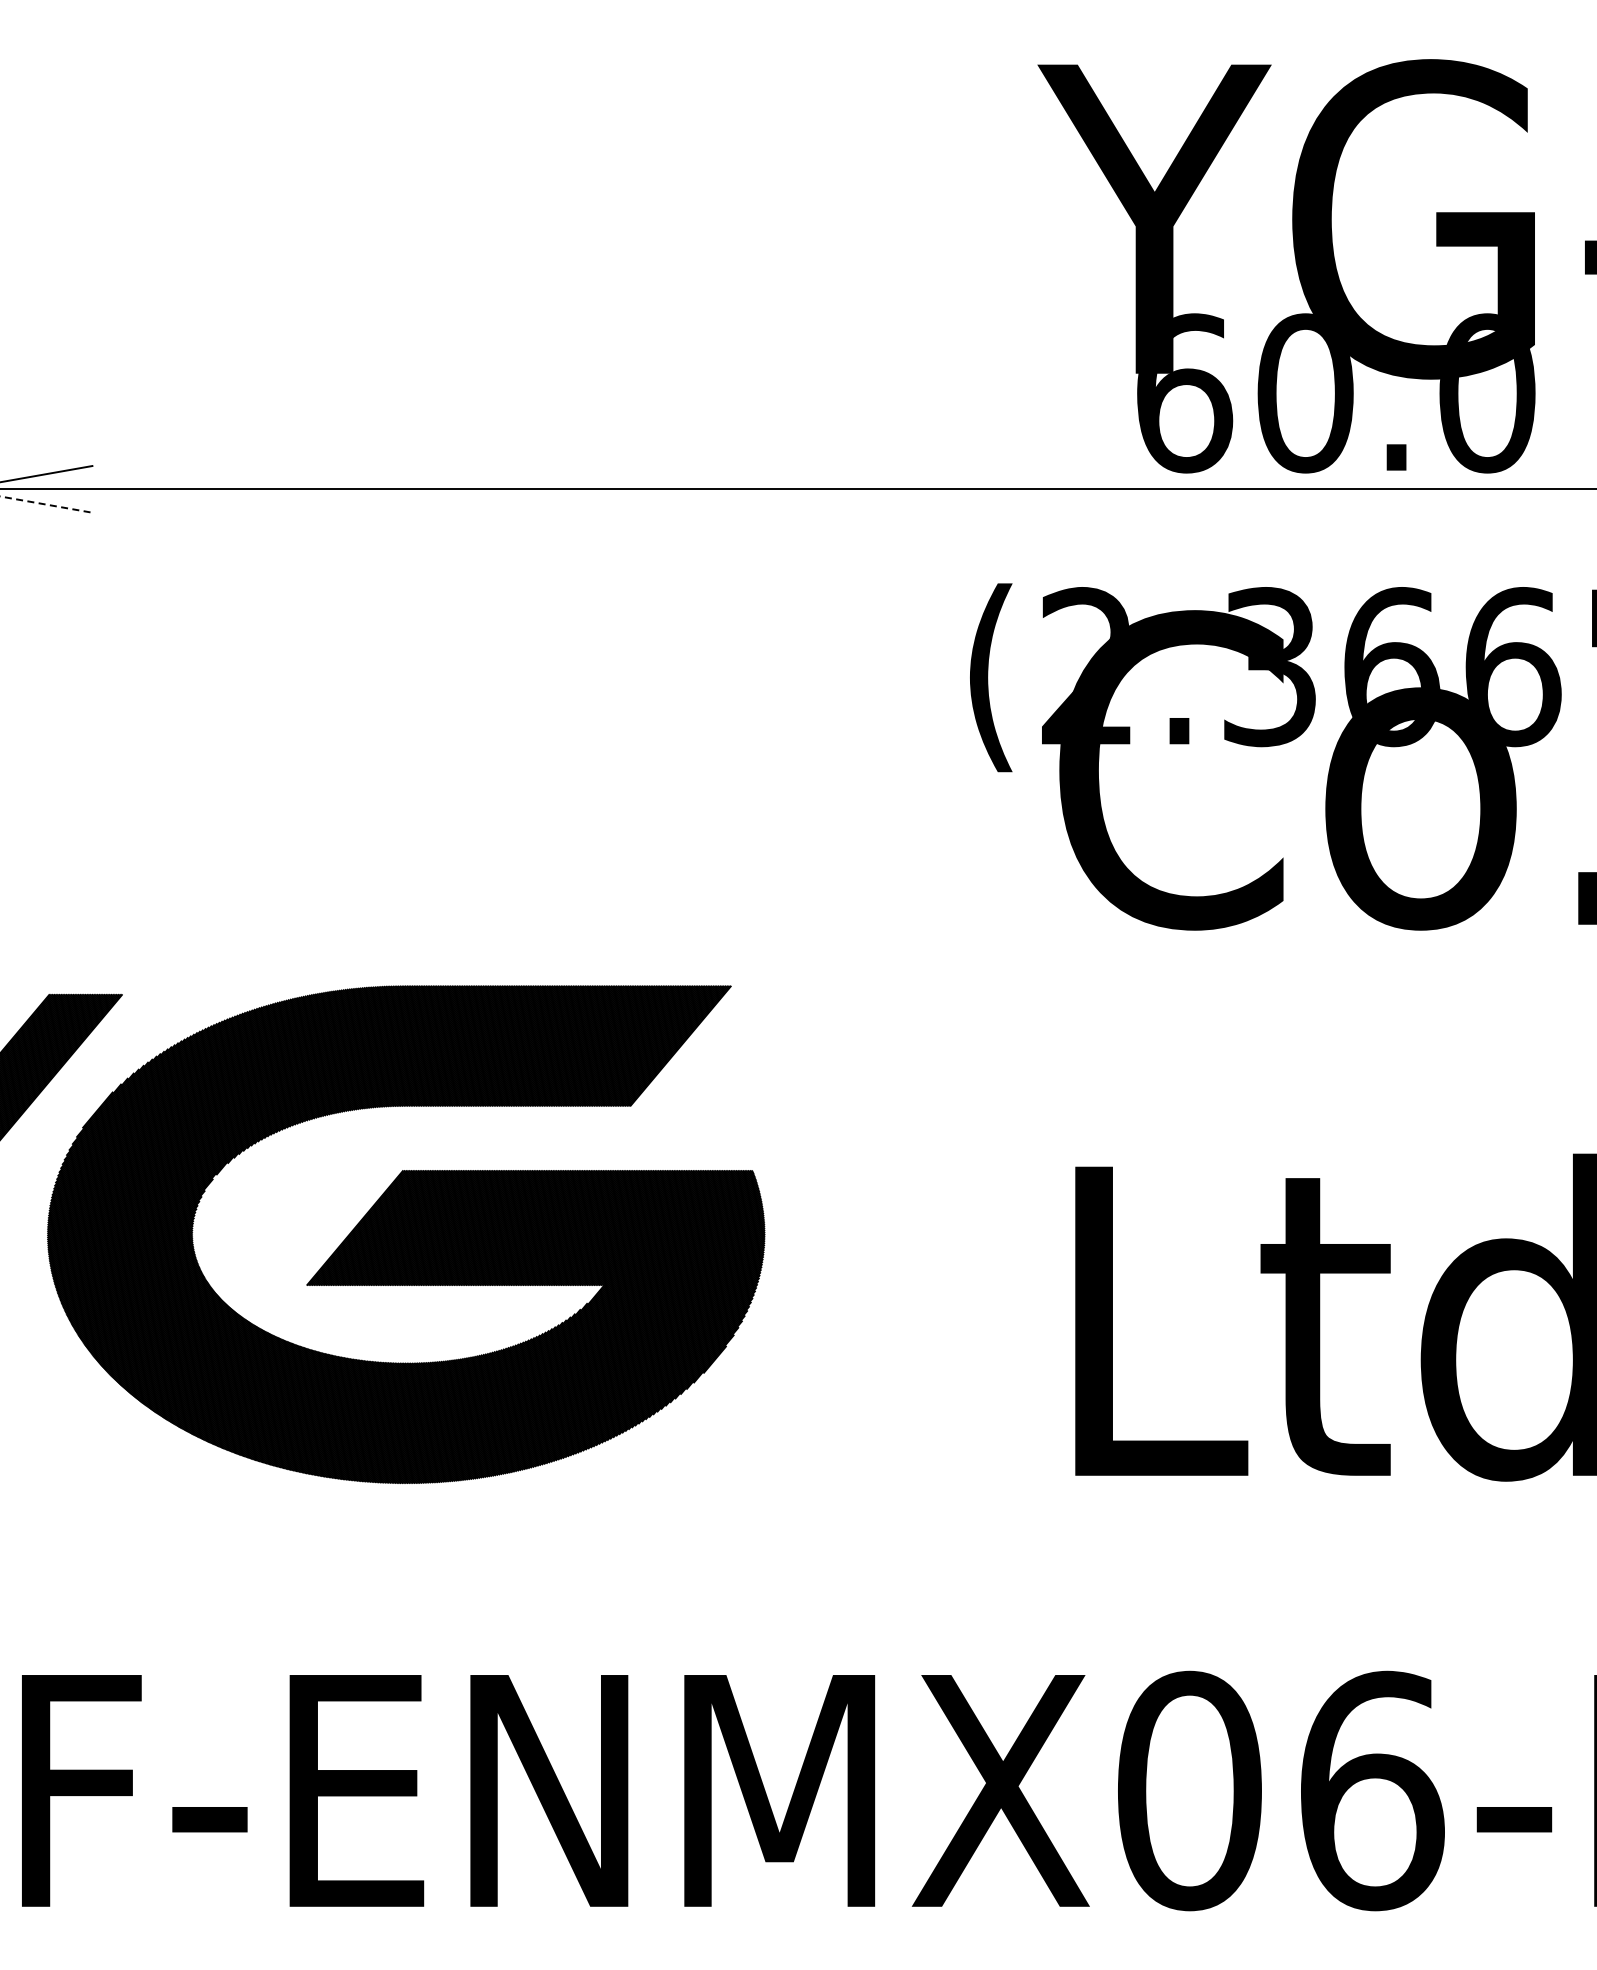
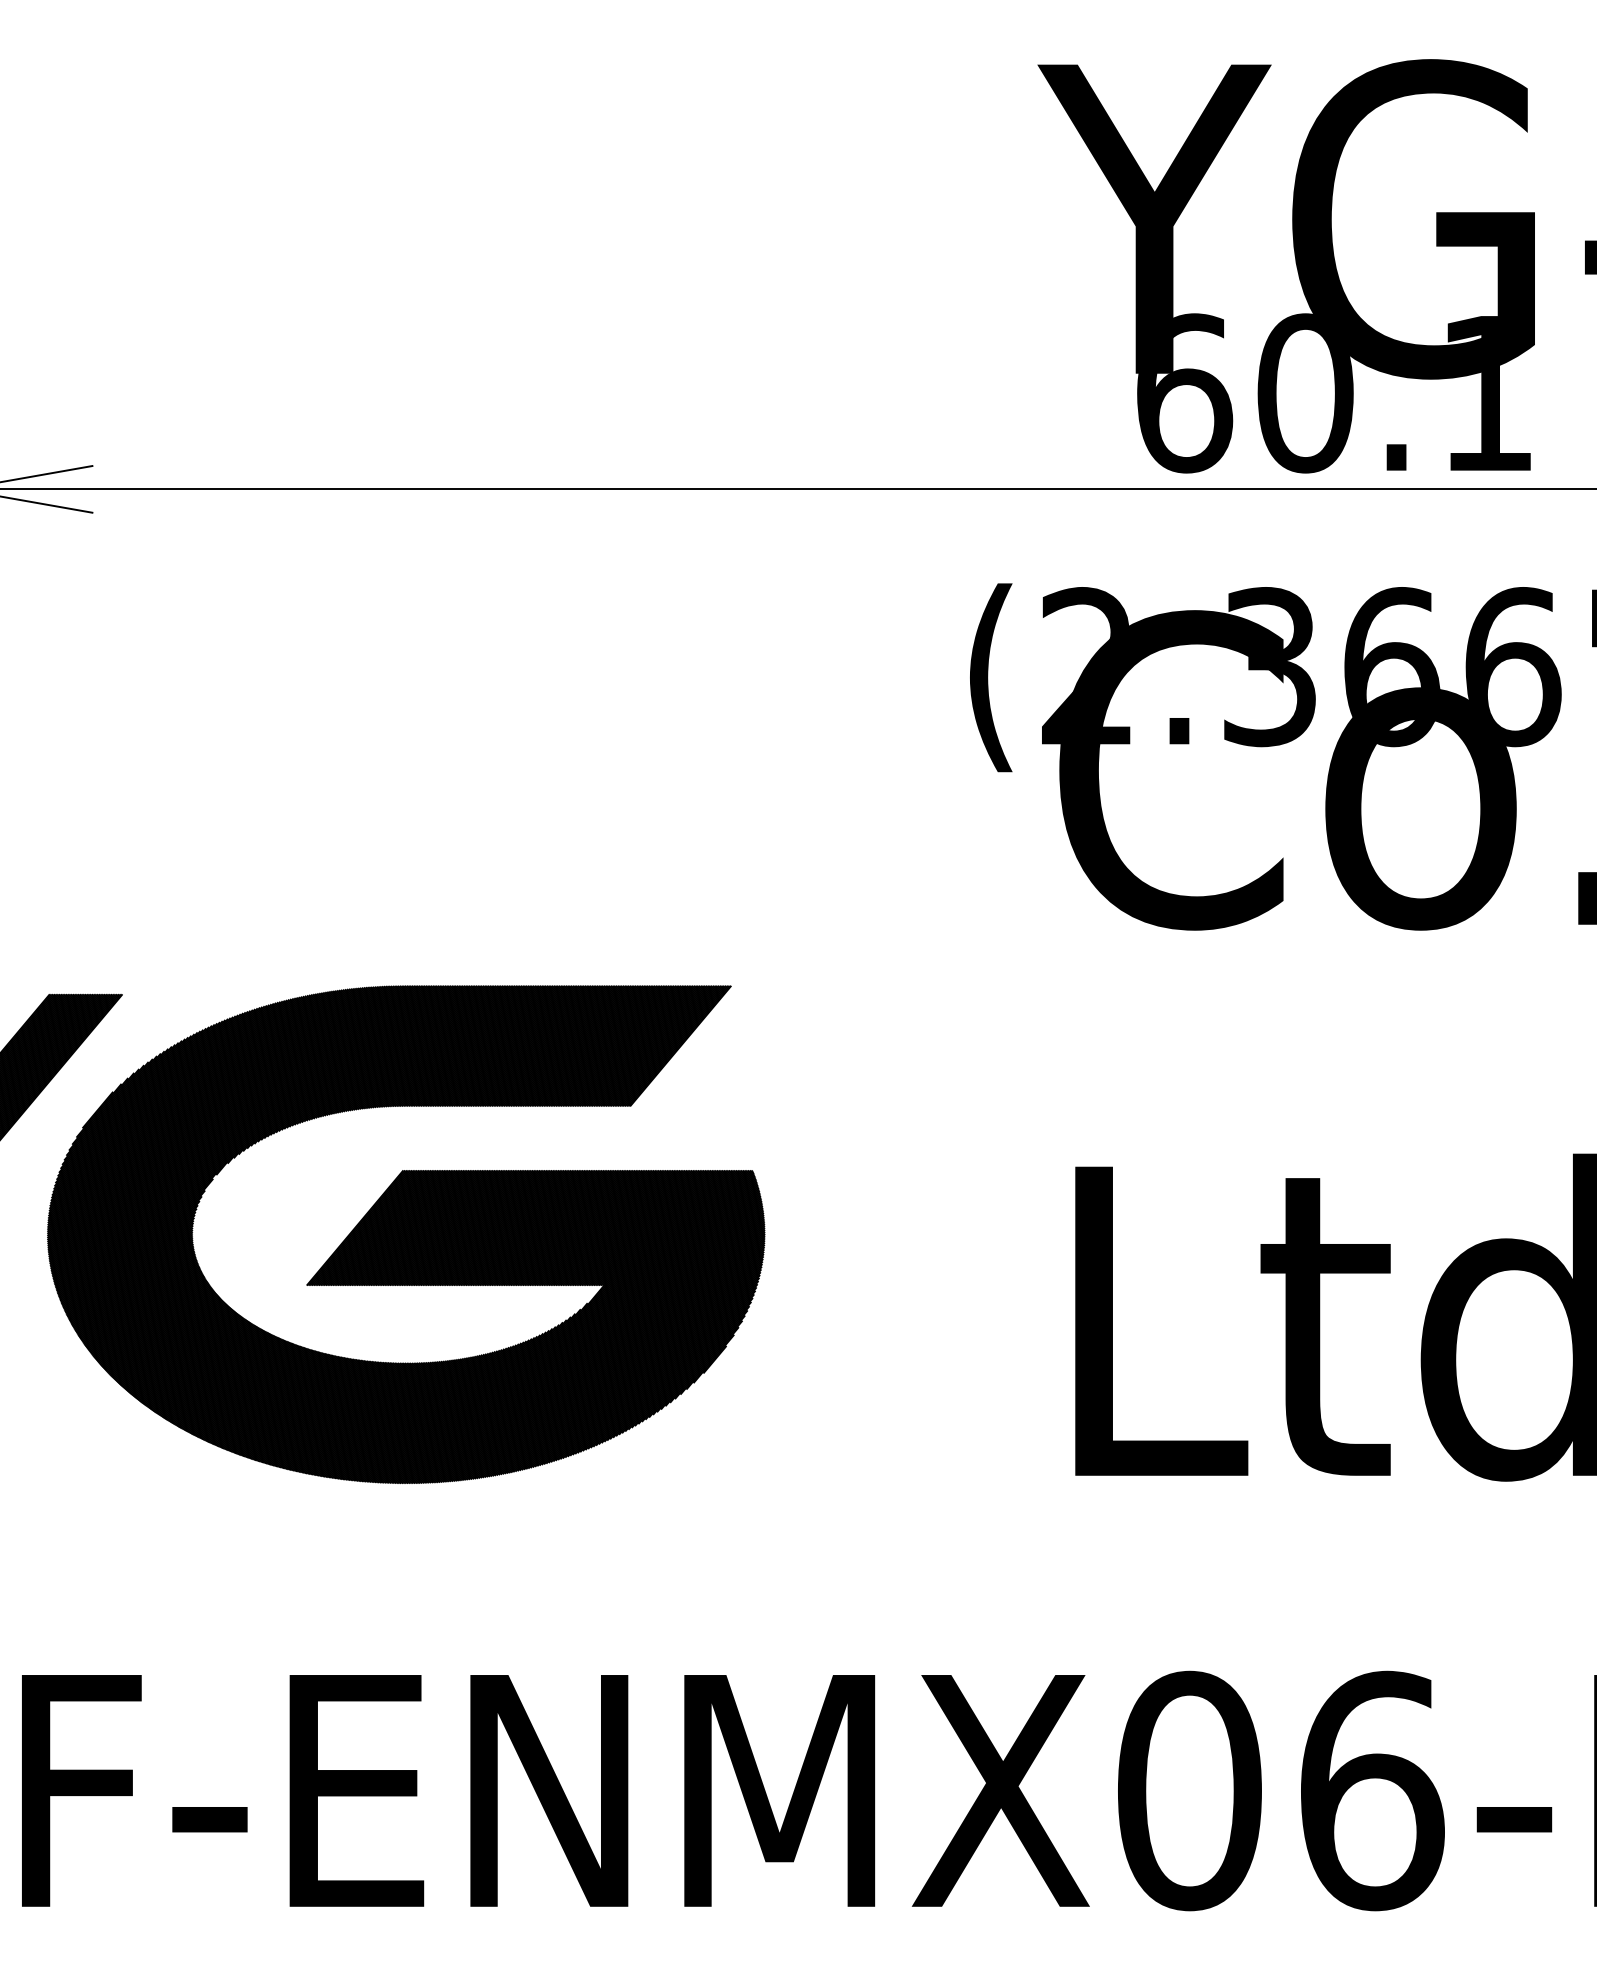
text: 60.0 -> 60.1 (1487, 393)
line: dashed -> solid (46, 504)
